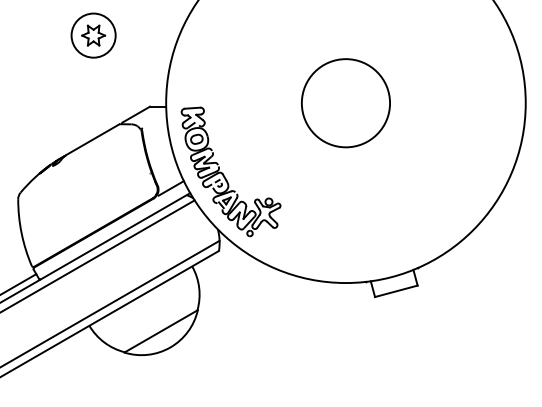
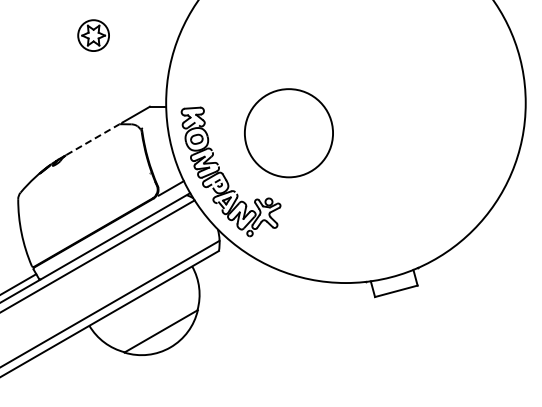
circle diameter: 44 px -> 31 px (93, 35)
circle position: (345, 103) -> (288, 133) (288, 133)
line: solid -> dashed (92, 139)
